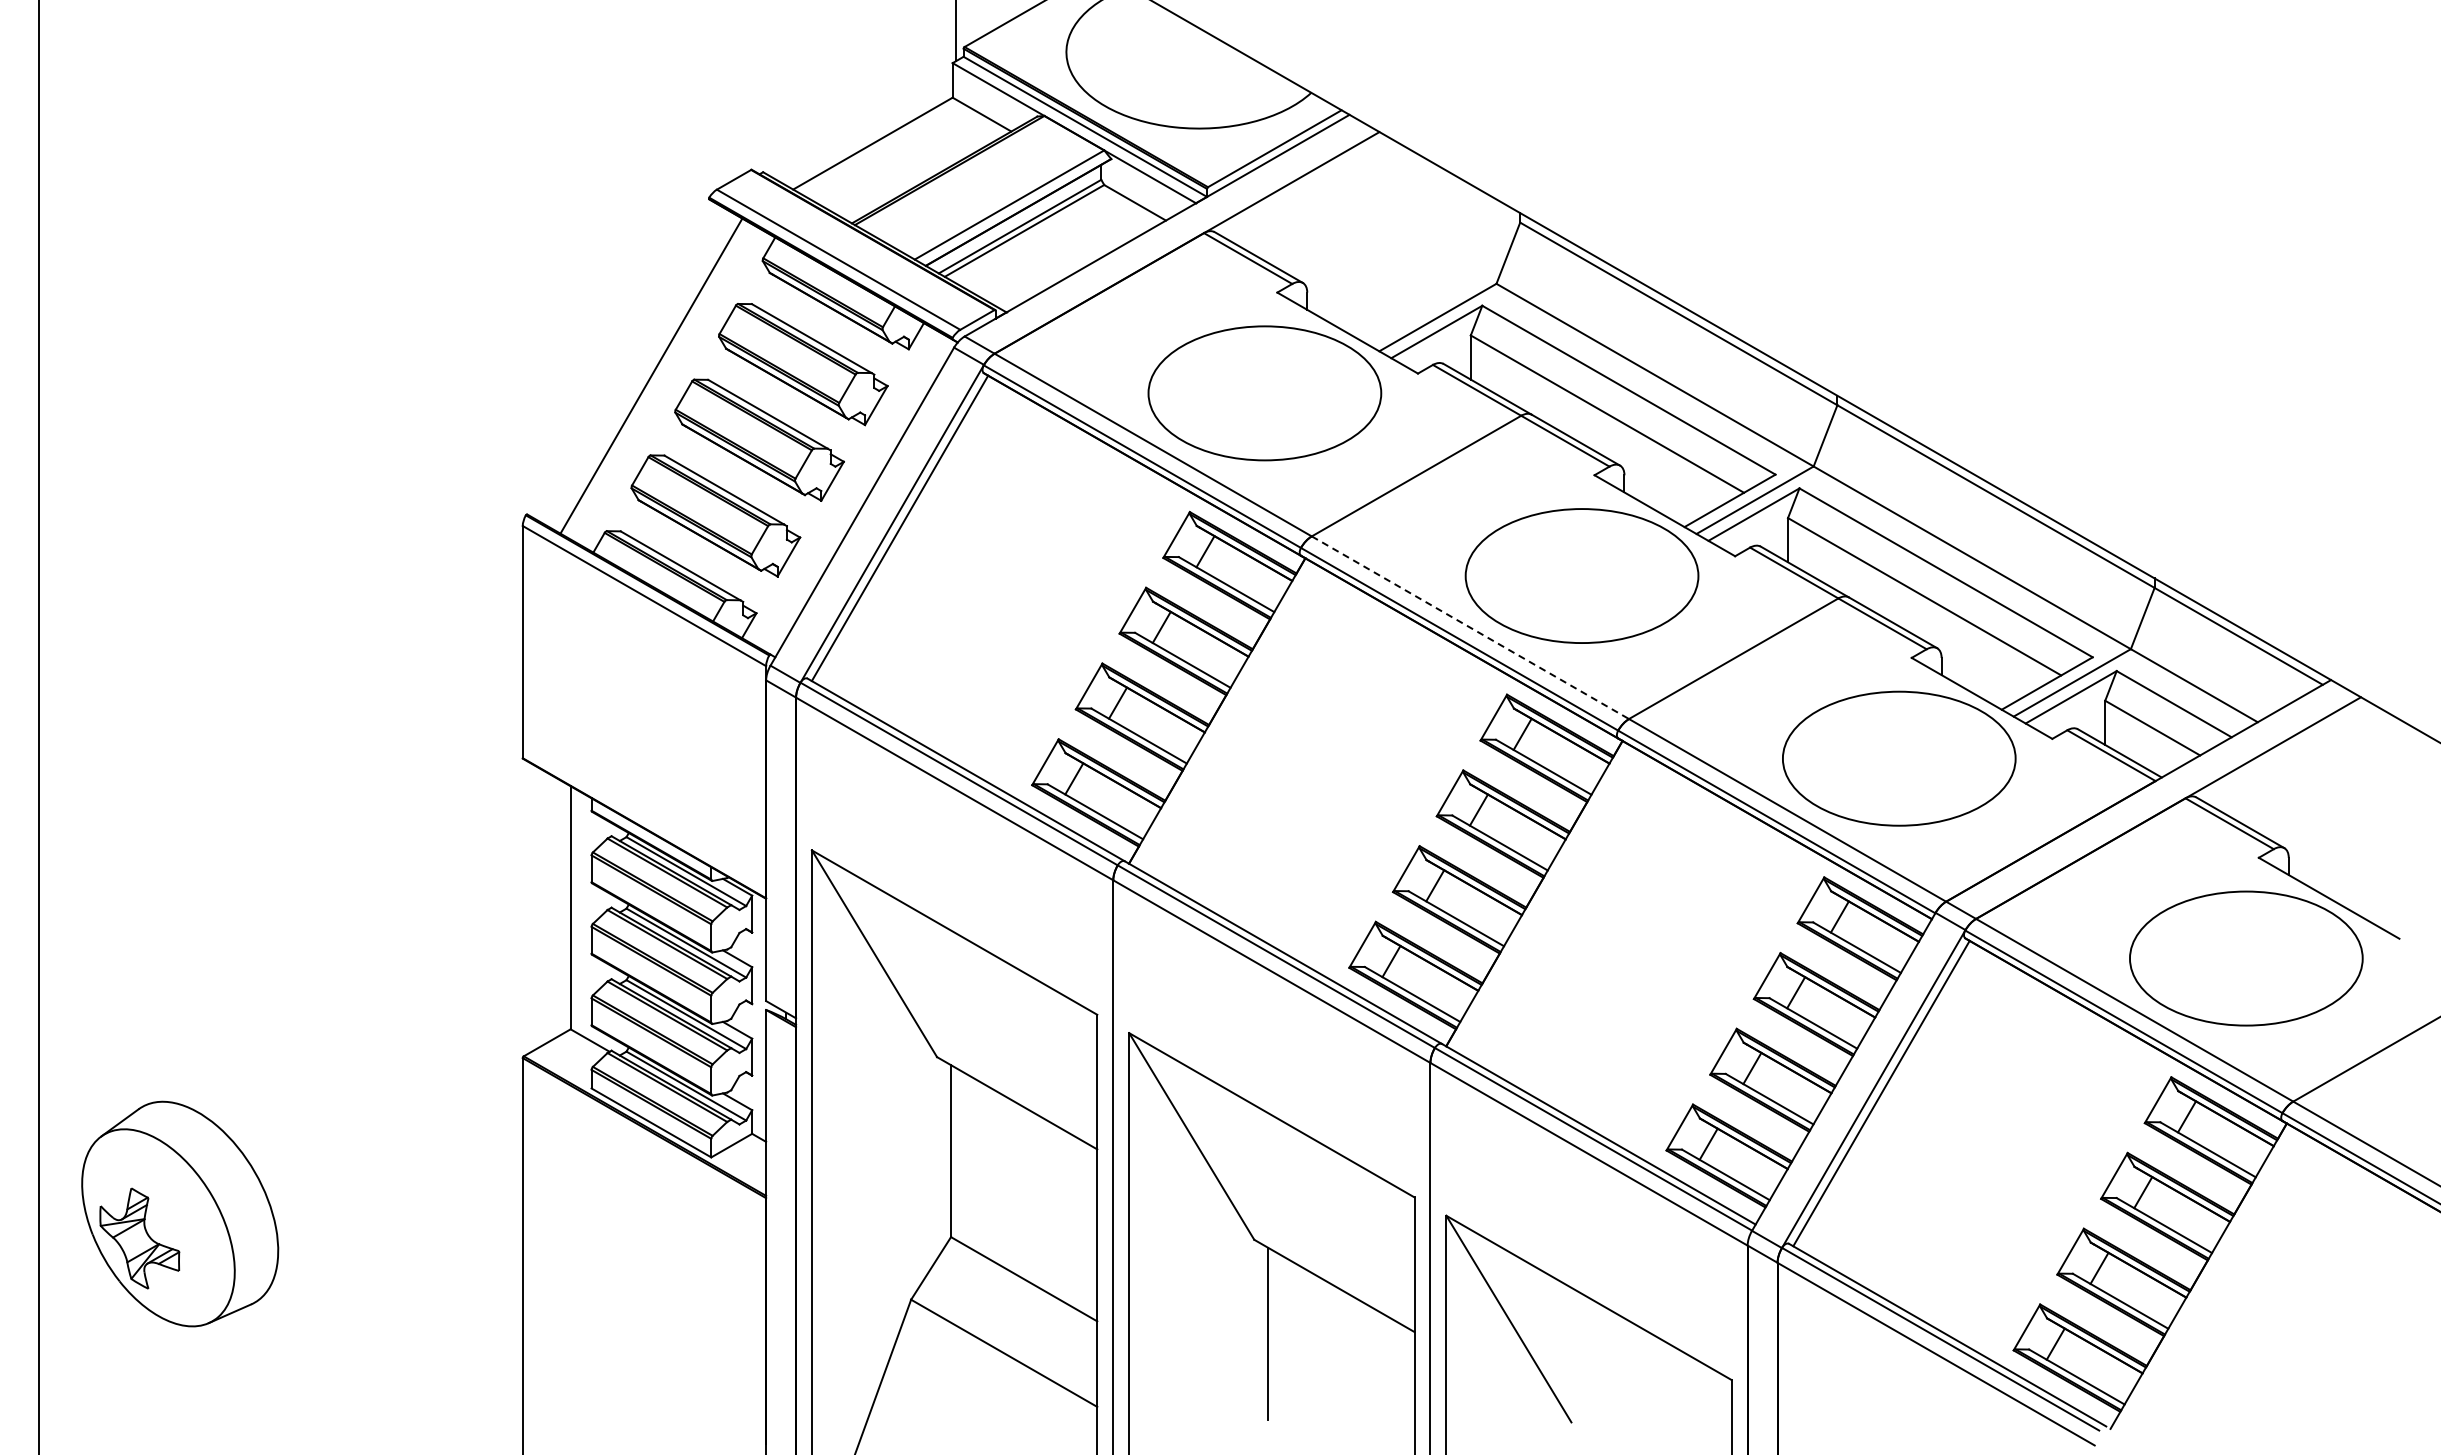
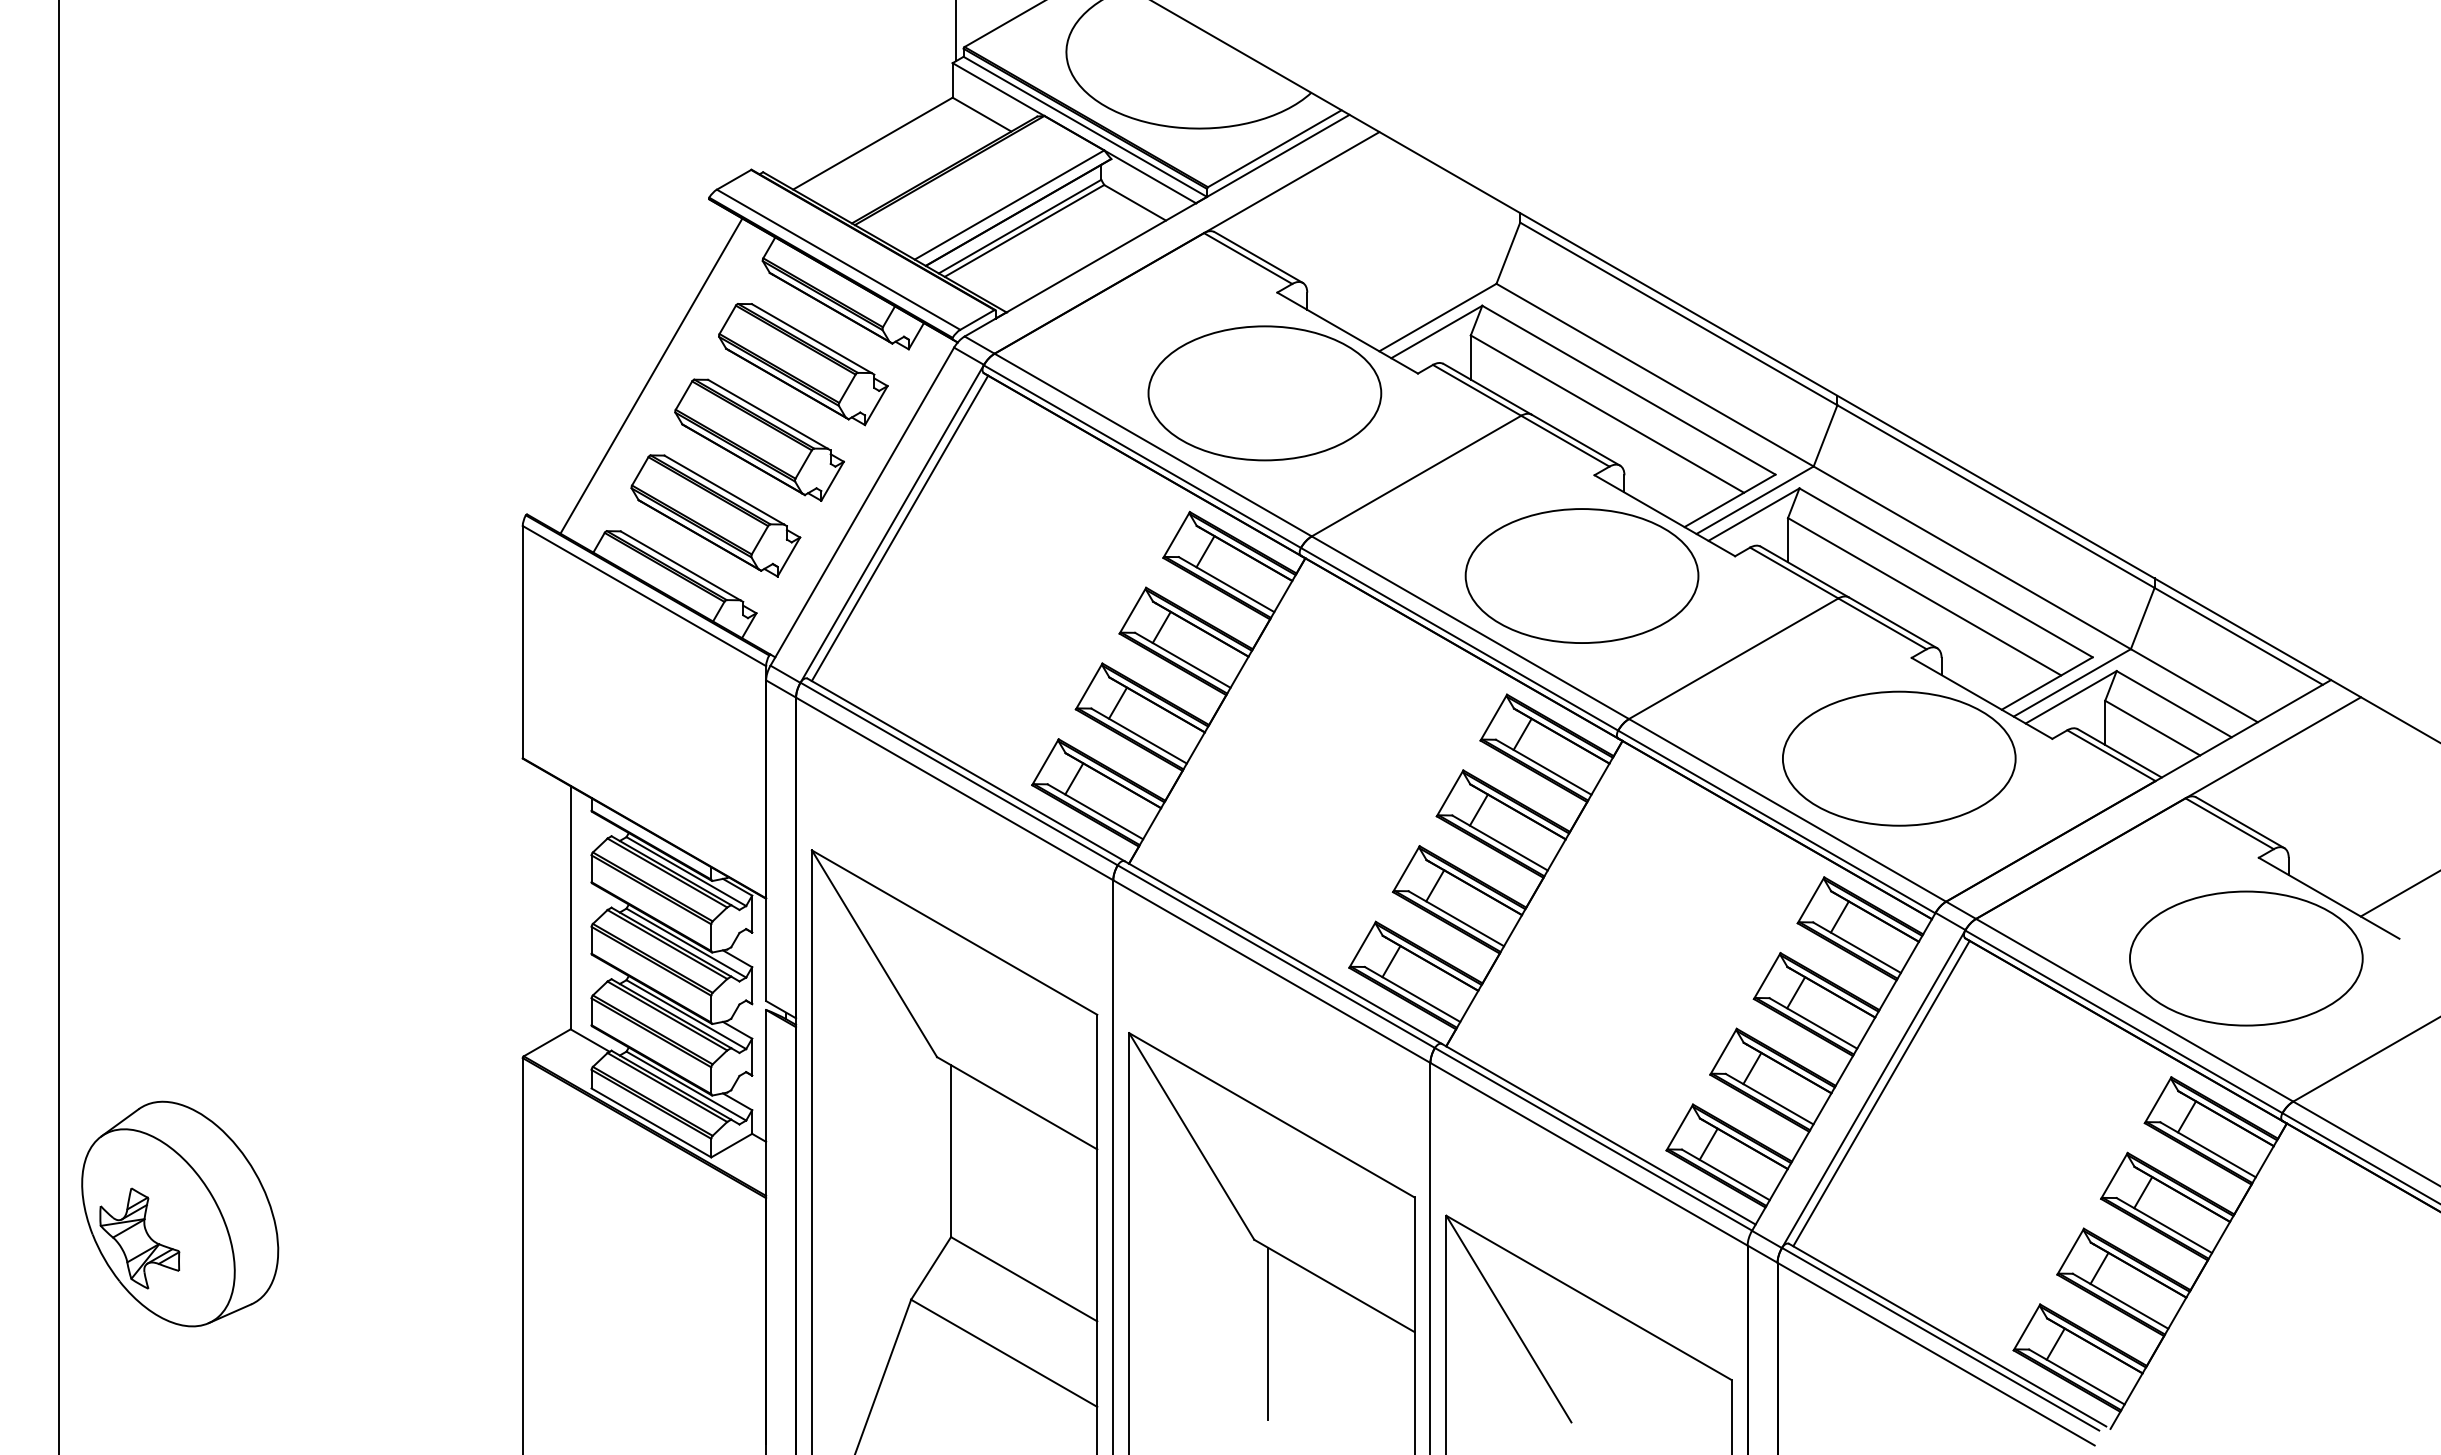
line: dashed -> solid (1470, 627)
line position: (38, 726) -> (58, 726) (58, 726)
line: none -> present (2398, 894)
